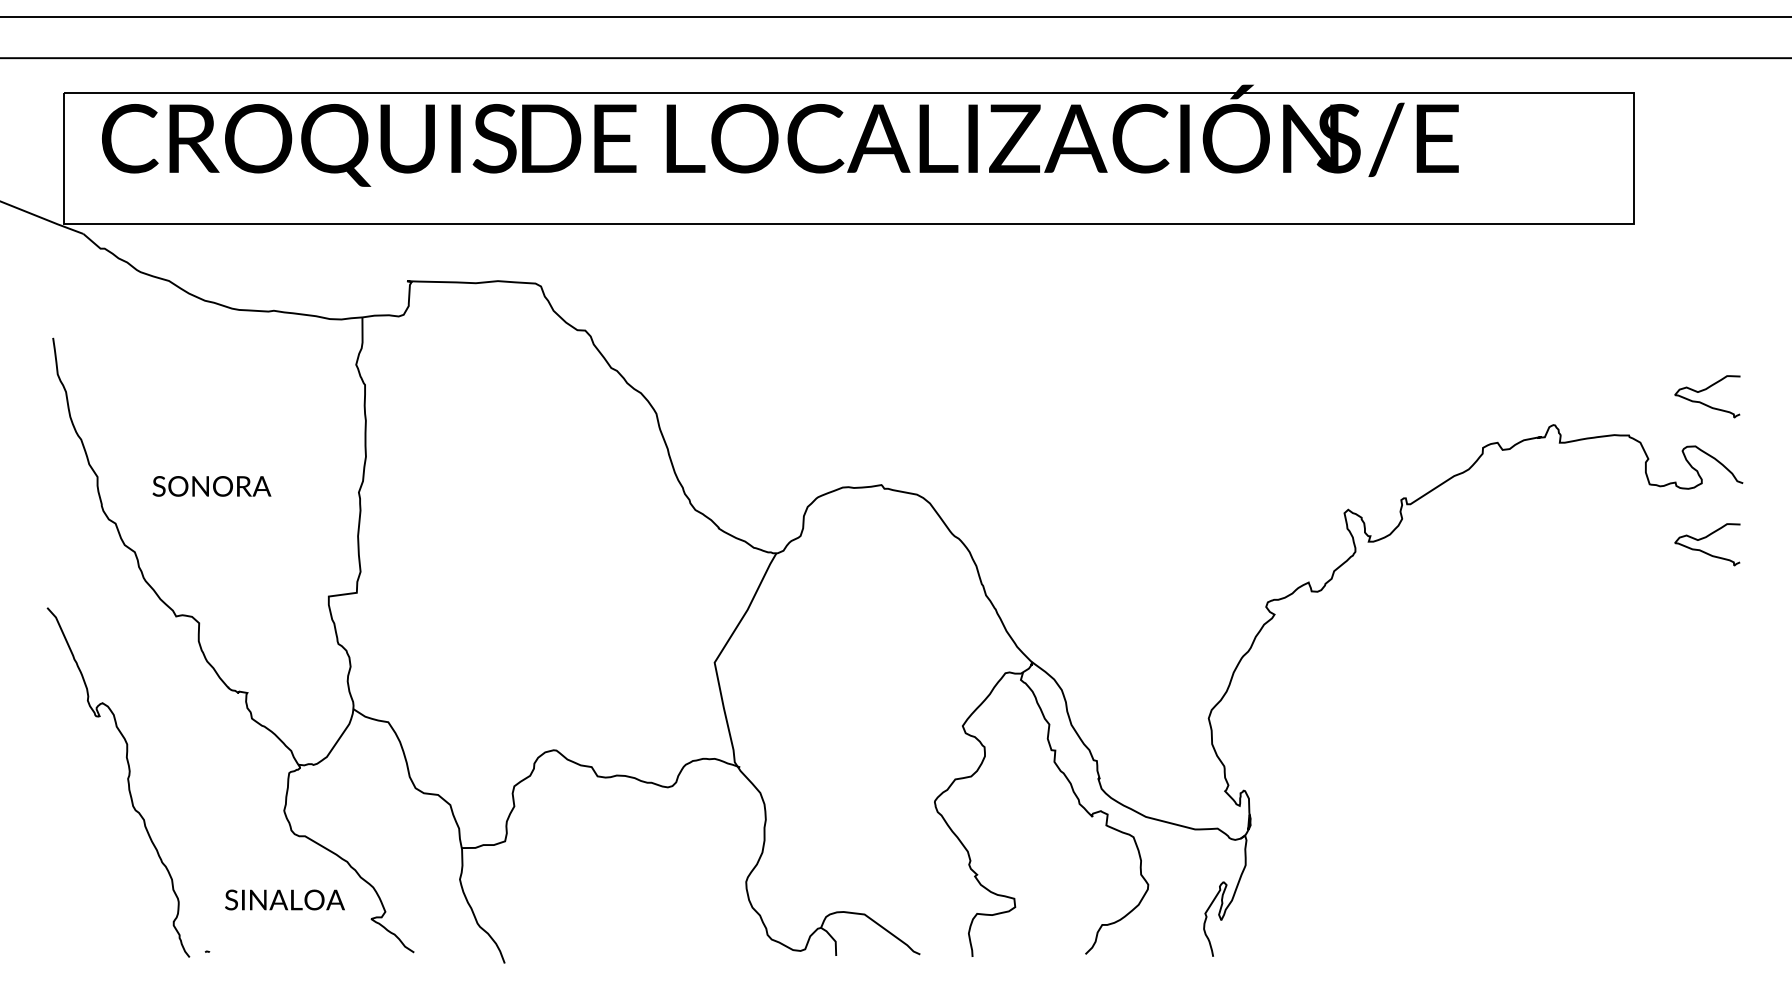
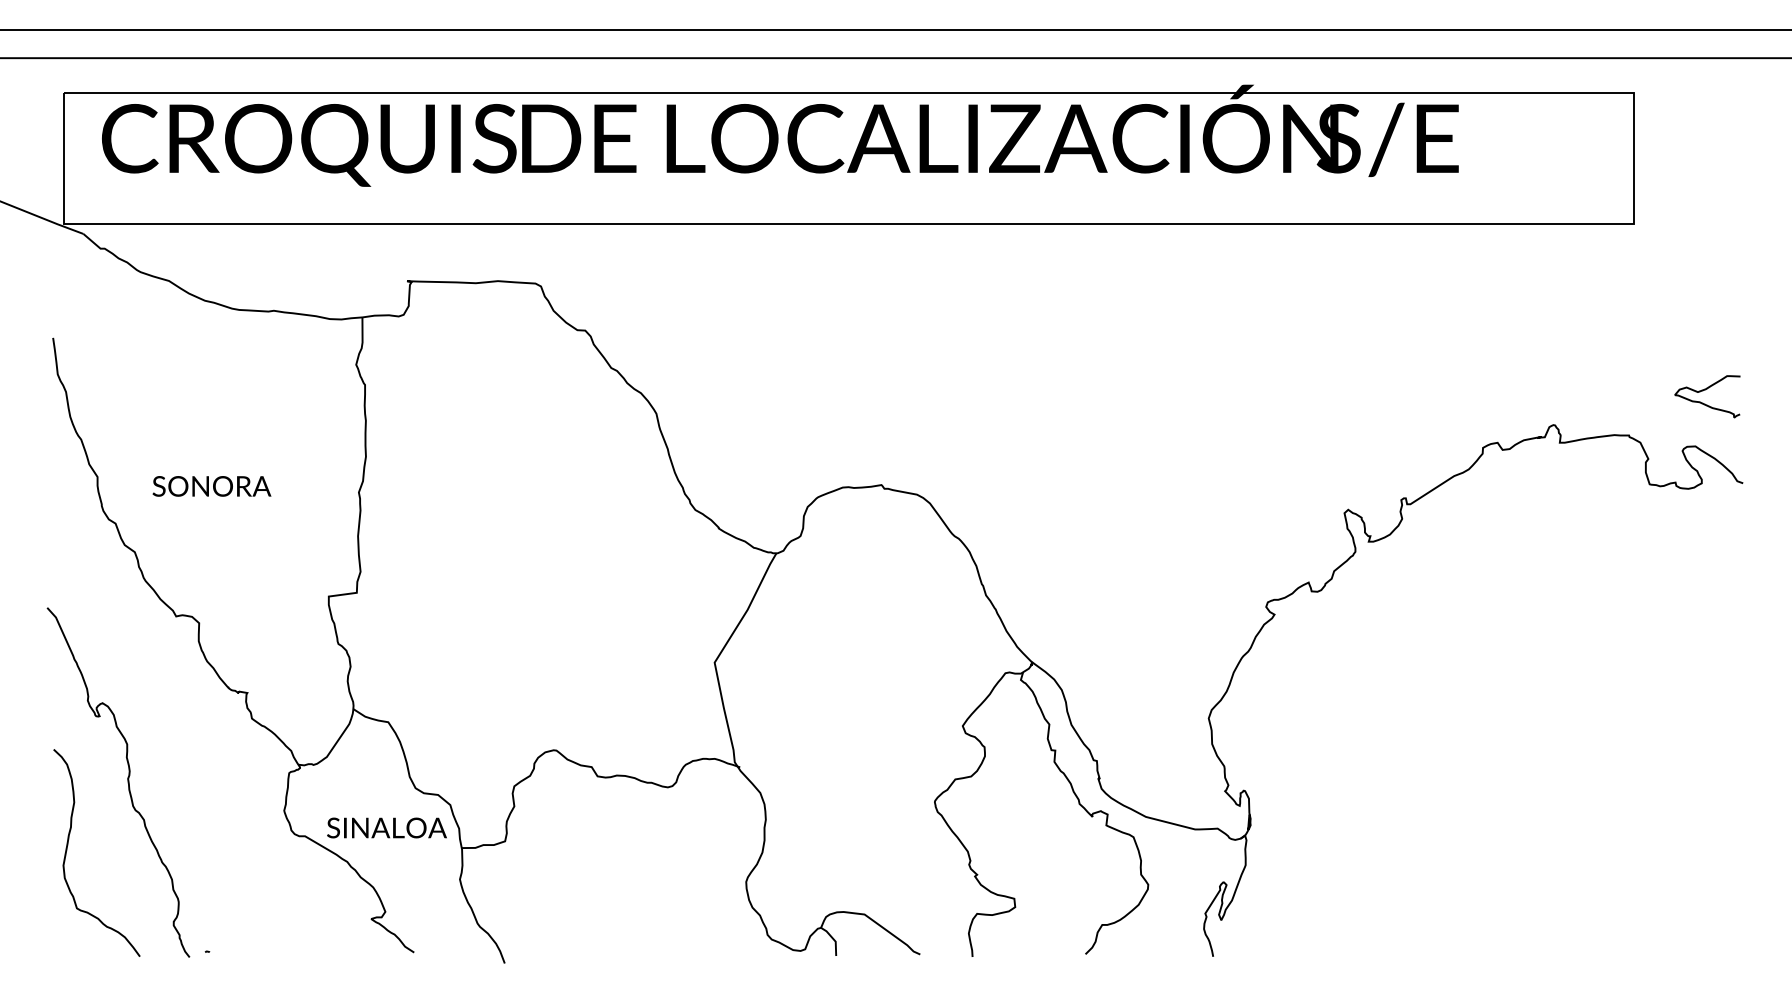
line position: (895, 16) -> (895, 29) (895, 29)
curve: present -> none (1705, 538)
curve: none -> present (68, 845)
text position: (284, 899) -> (386, 827) (386, 827)
